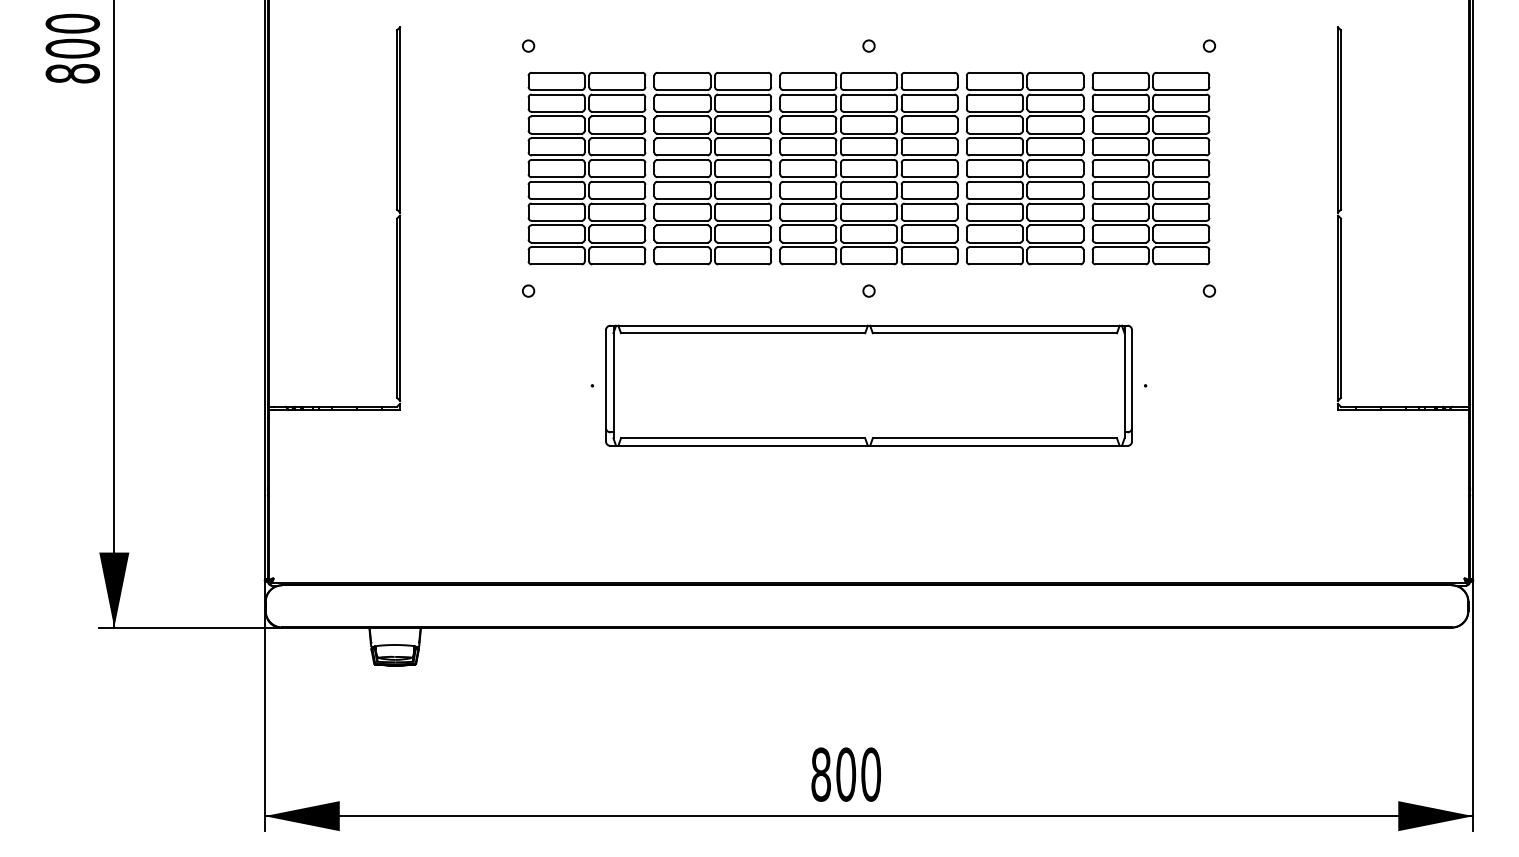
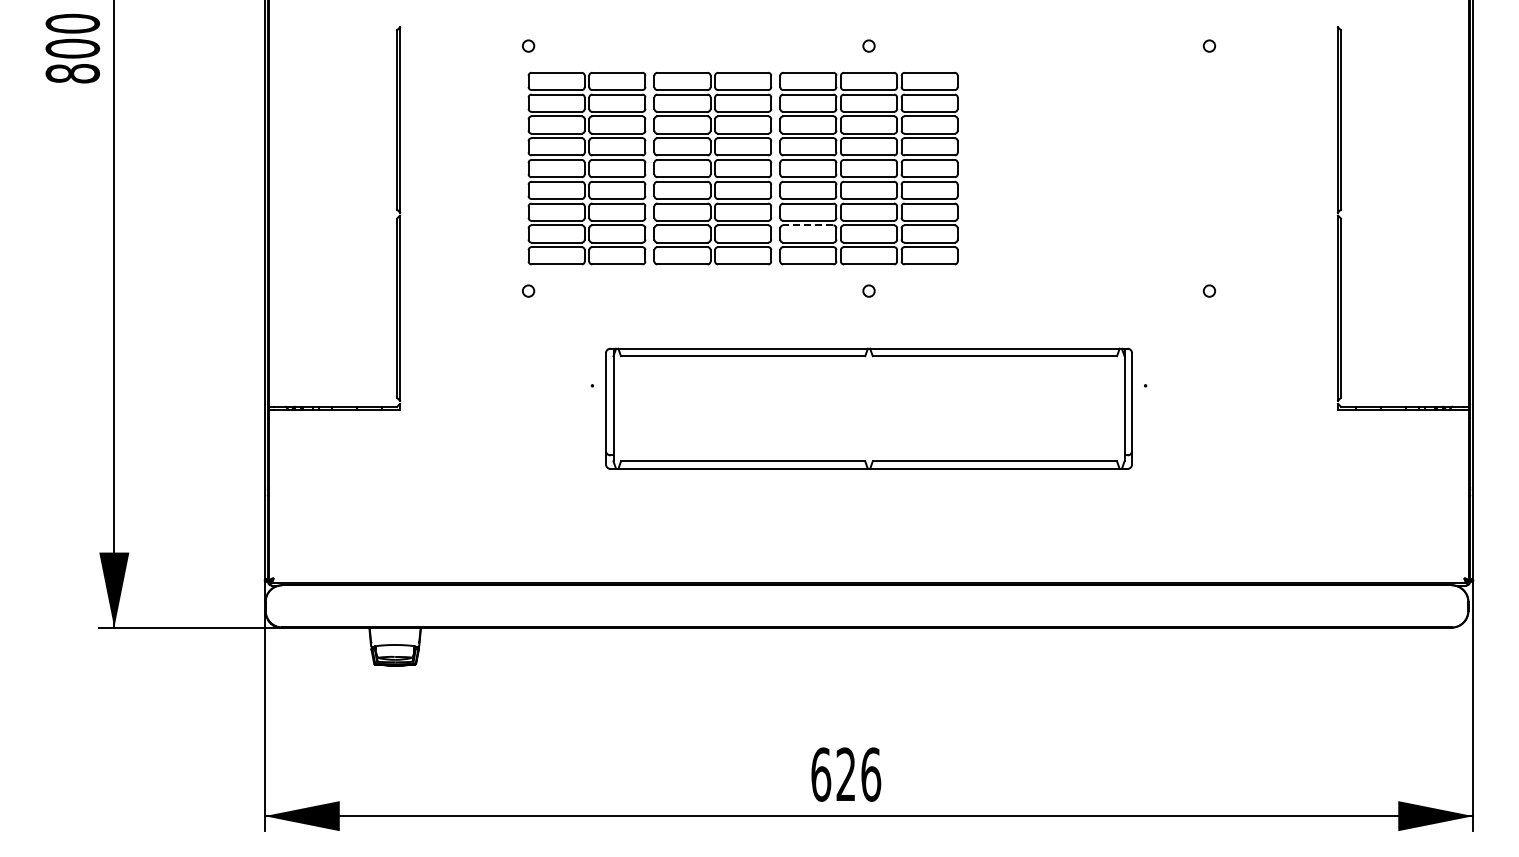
part: present -> none (1088, 168)
line: solid -> dashed (807, 225)
part position: (868, 385) -> (868, 408) (868, 408)
text: 800 -> 626 (846, 774)
